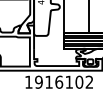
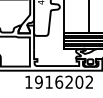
text: 1916102 -> 1916202 (68, 81)
